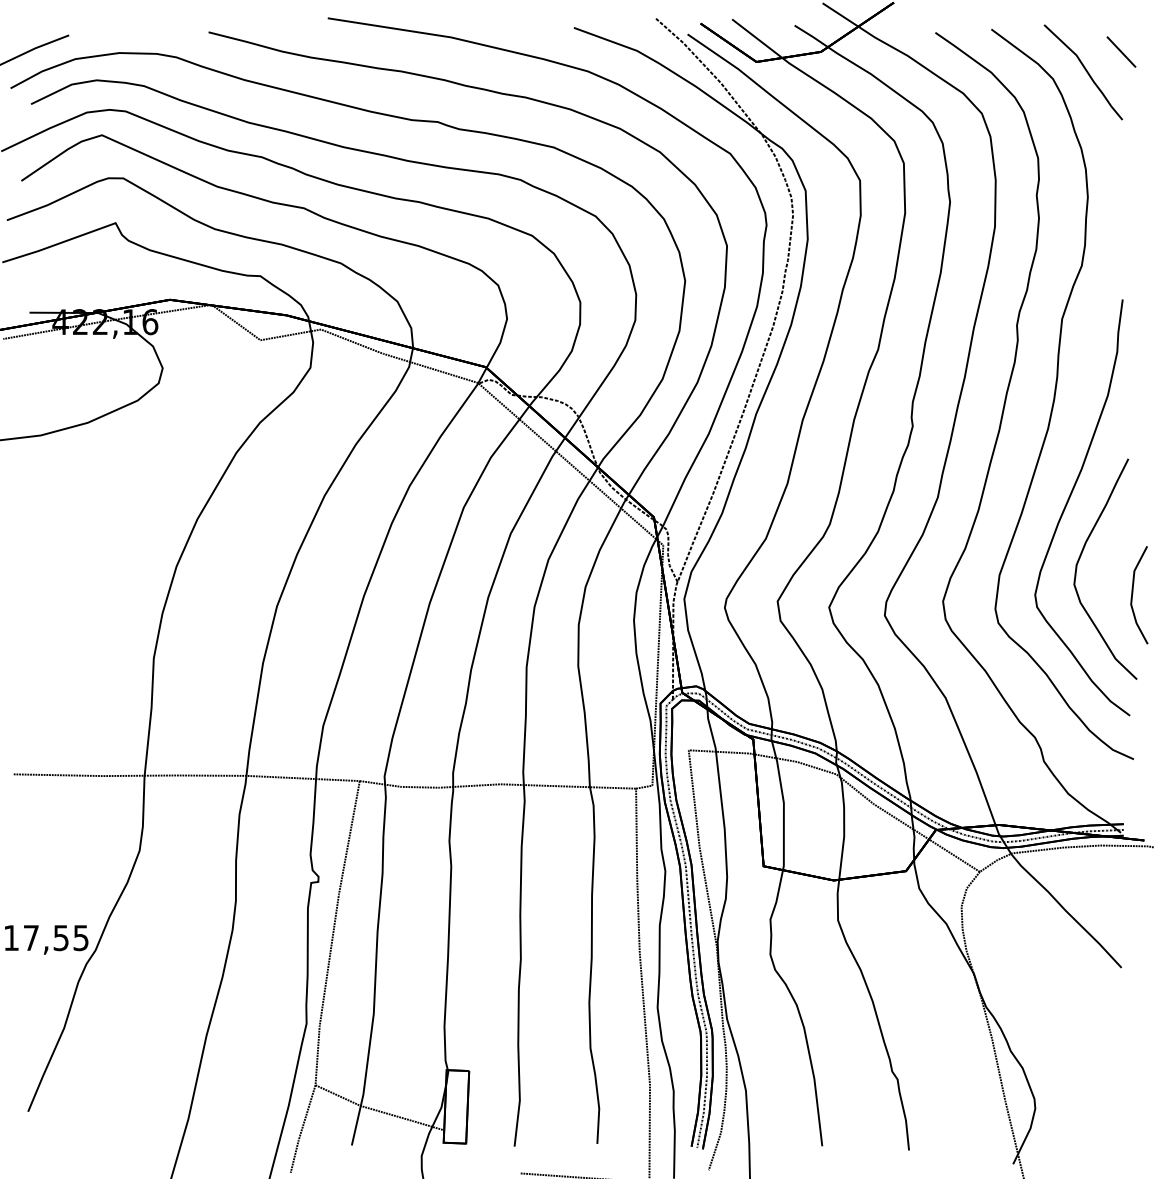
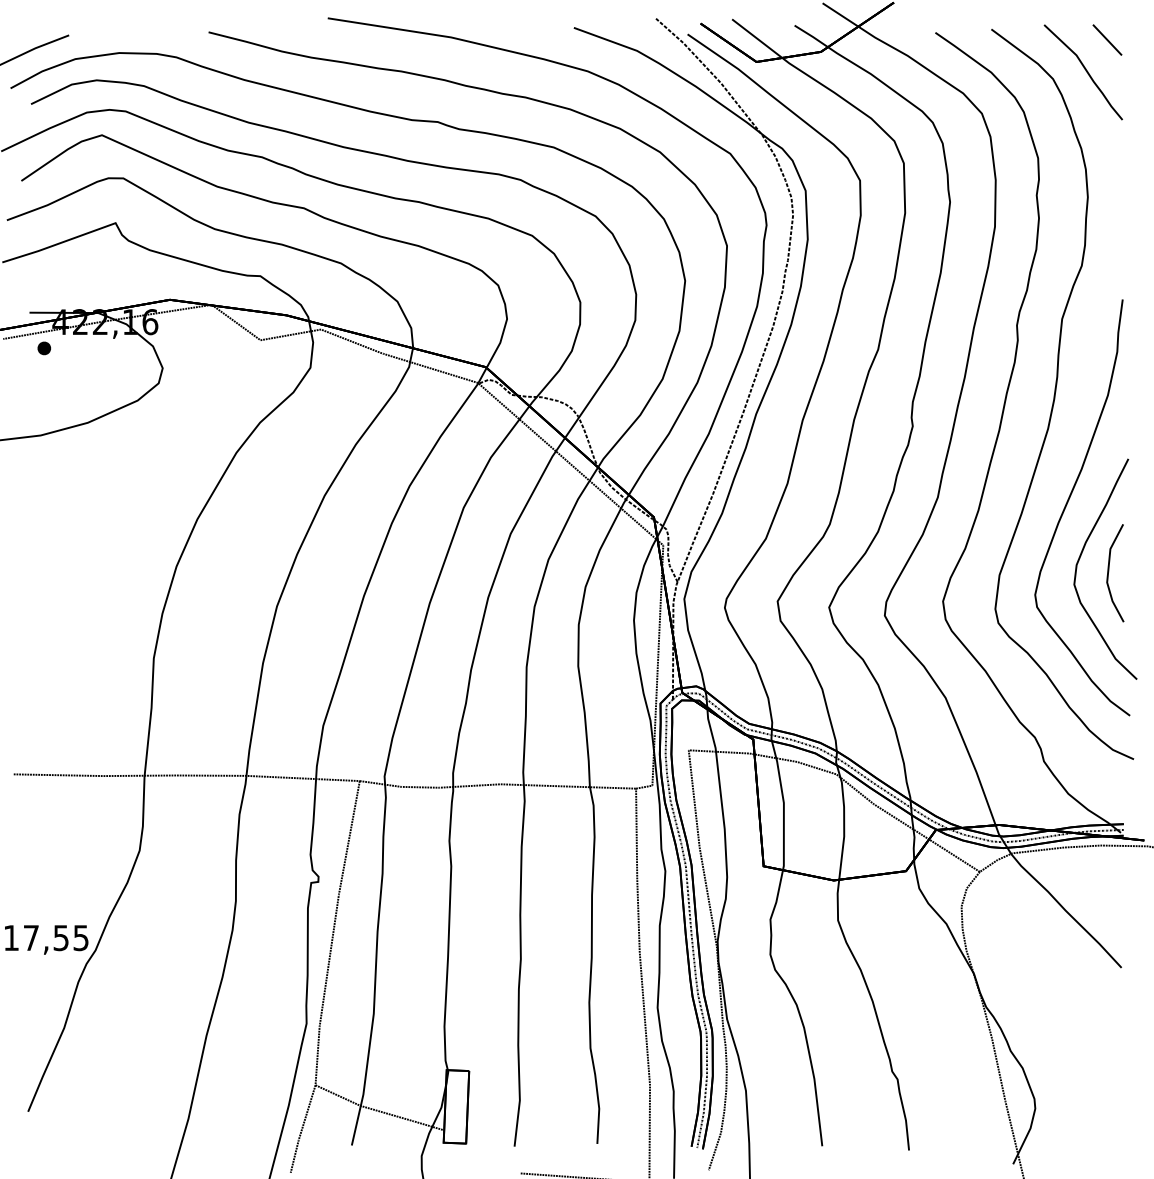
line position: (1121, 51) -> (1107, 39) (1107, 39)
part: none -> present (43, 348)
line position: (1133, 593) -> (1109, 571) (1109, 571)
